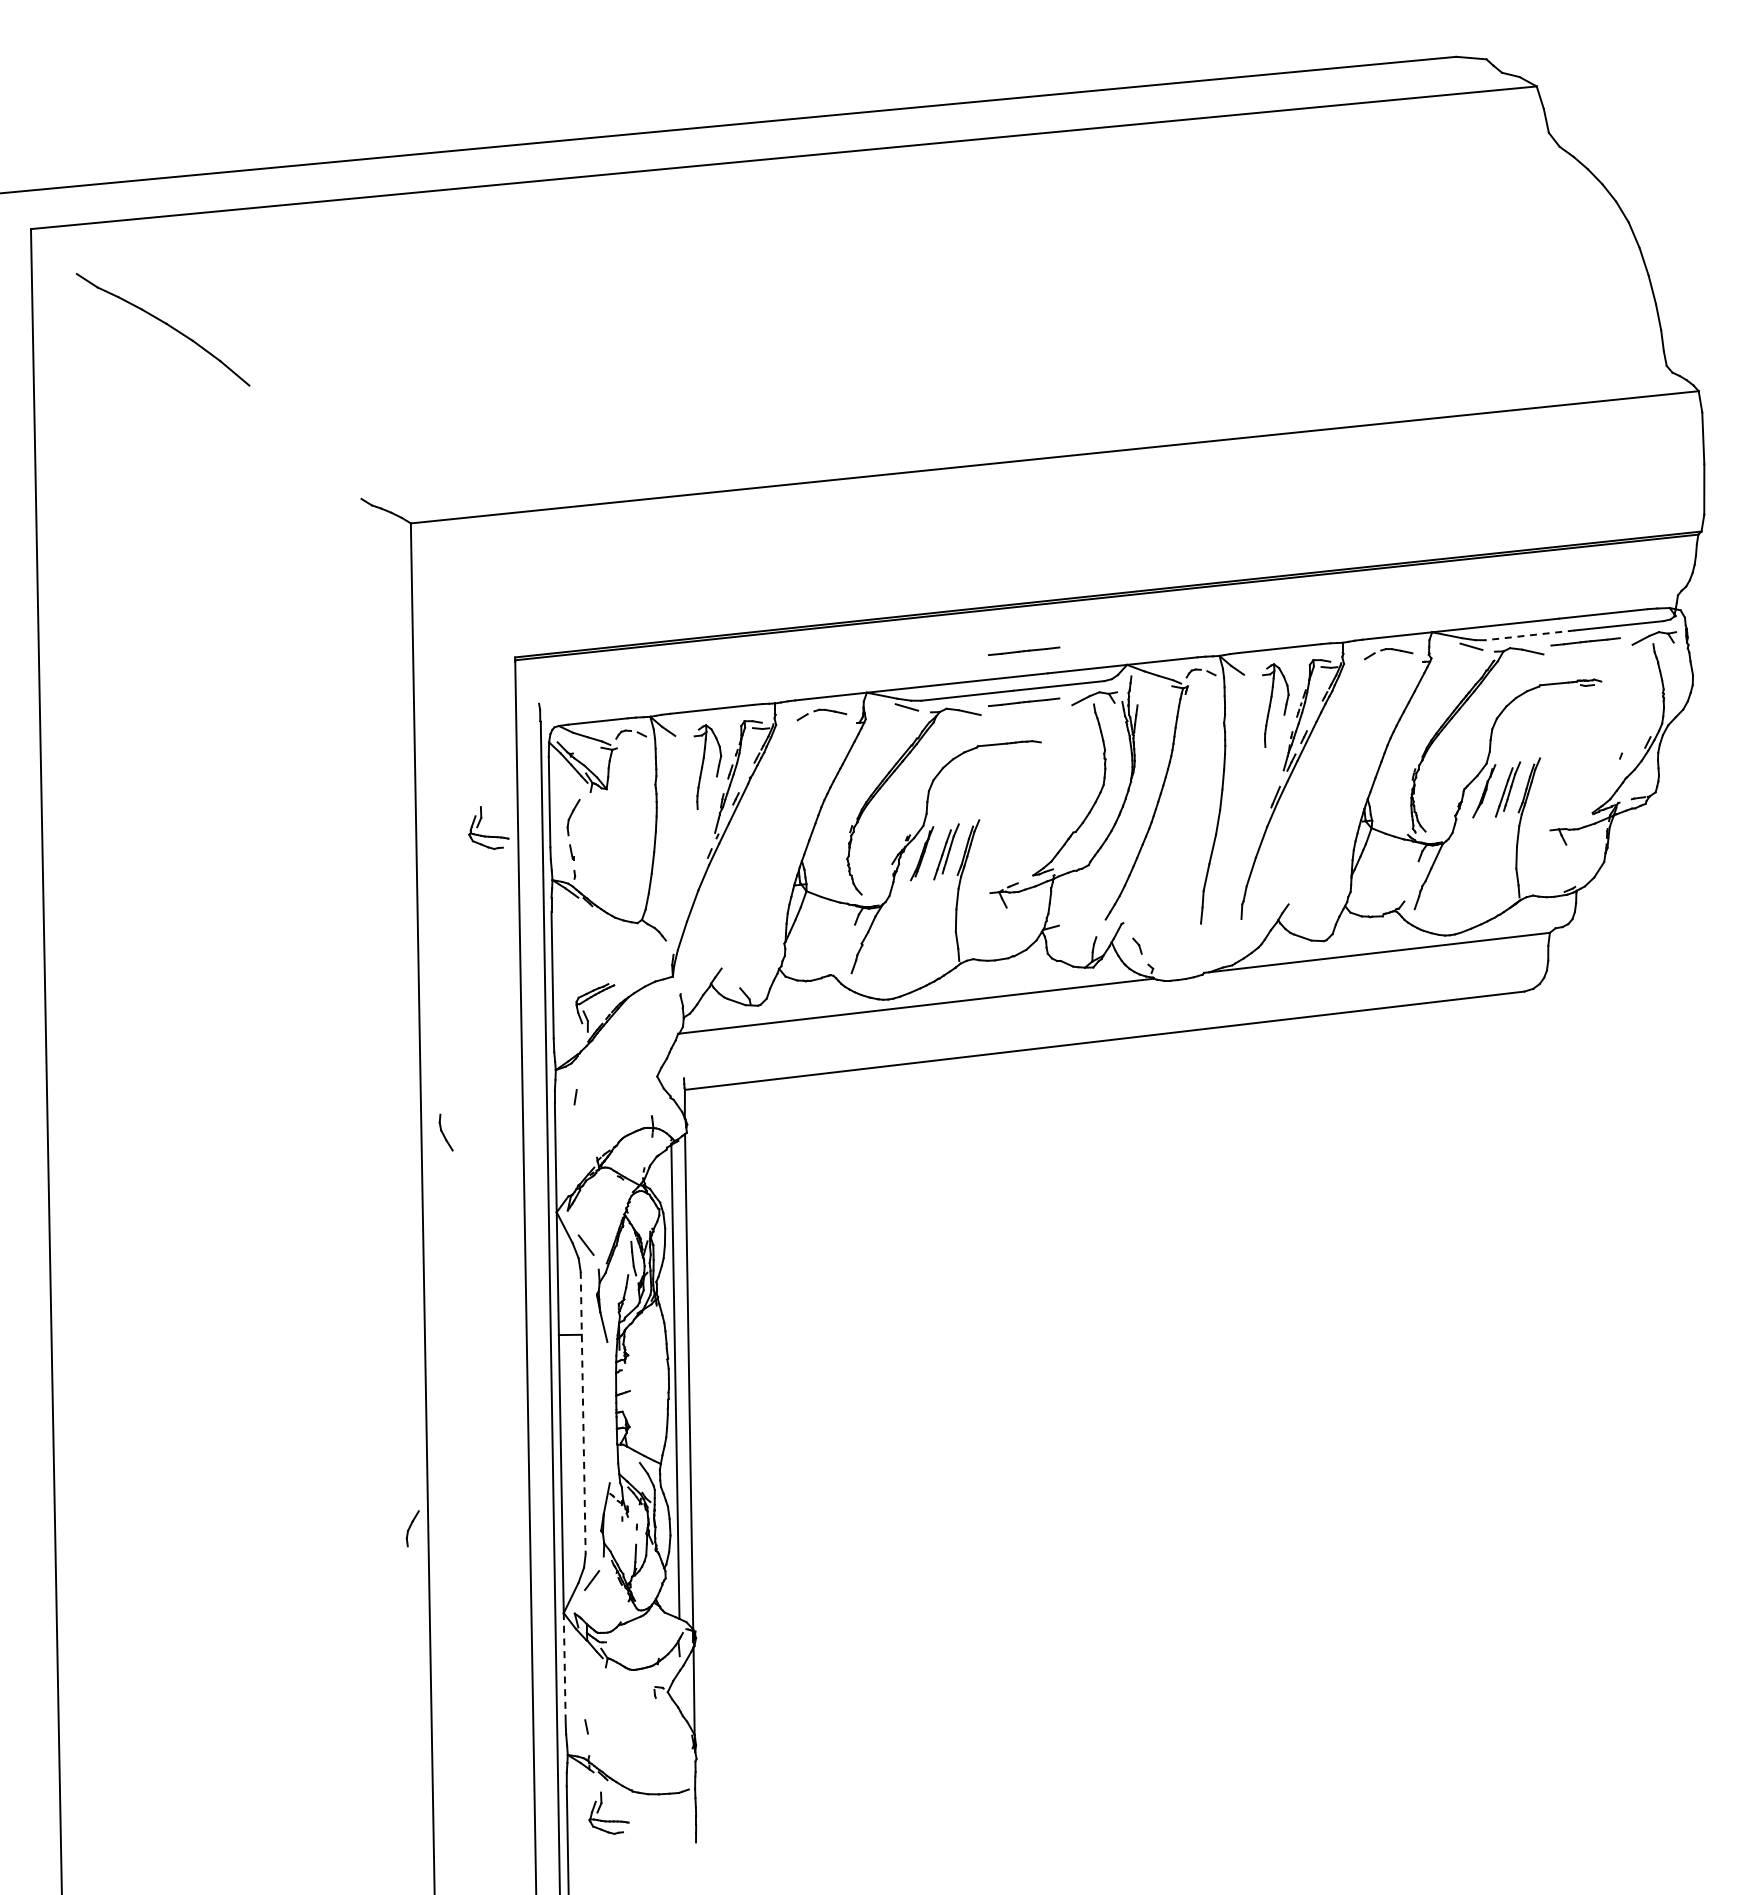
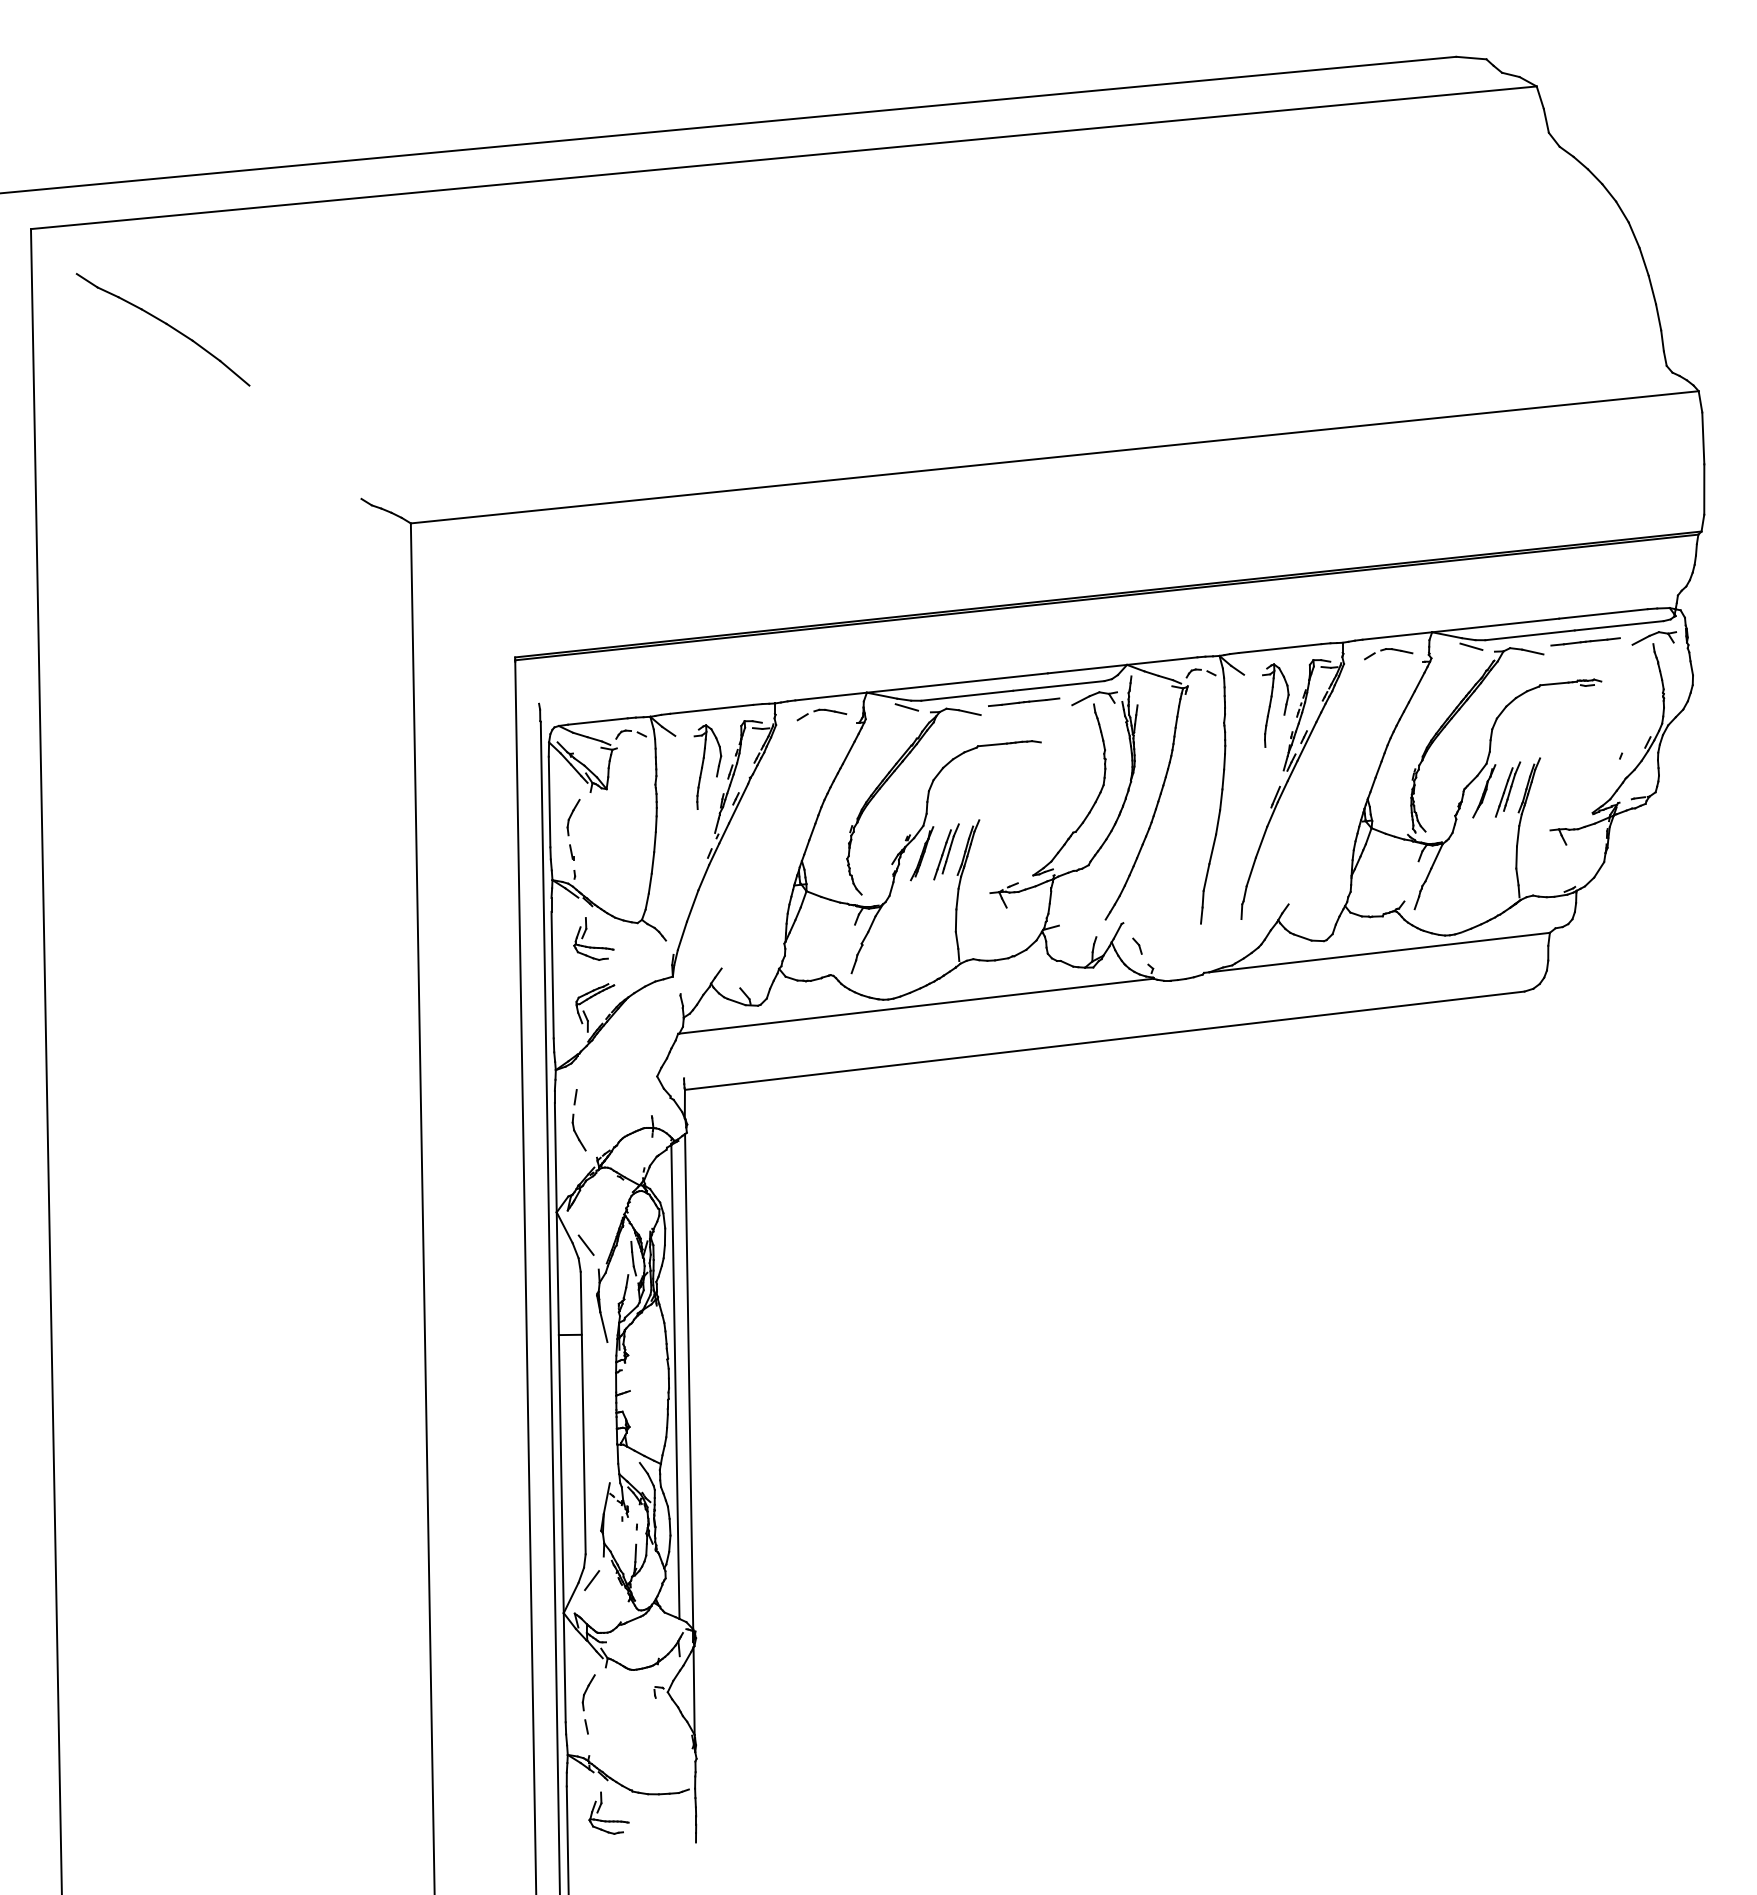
line: dashed -> solid (1530, 635)
line: present -> none (1024, 650)
part position: (488, 835) -> (593, 946) (593, 946)
part position: (445, 1132) -> (578, 1132) (578, 1132)
line: dashed -> solid (583, 1413)
part position: (412, 1528) -> (588, 1692) (588, 1692)
line: dashed -> solid (564, 1667)
